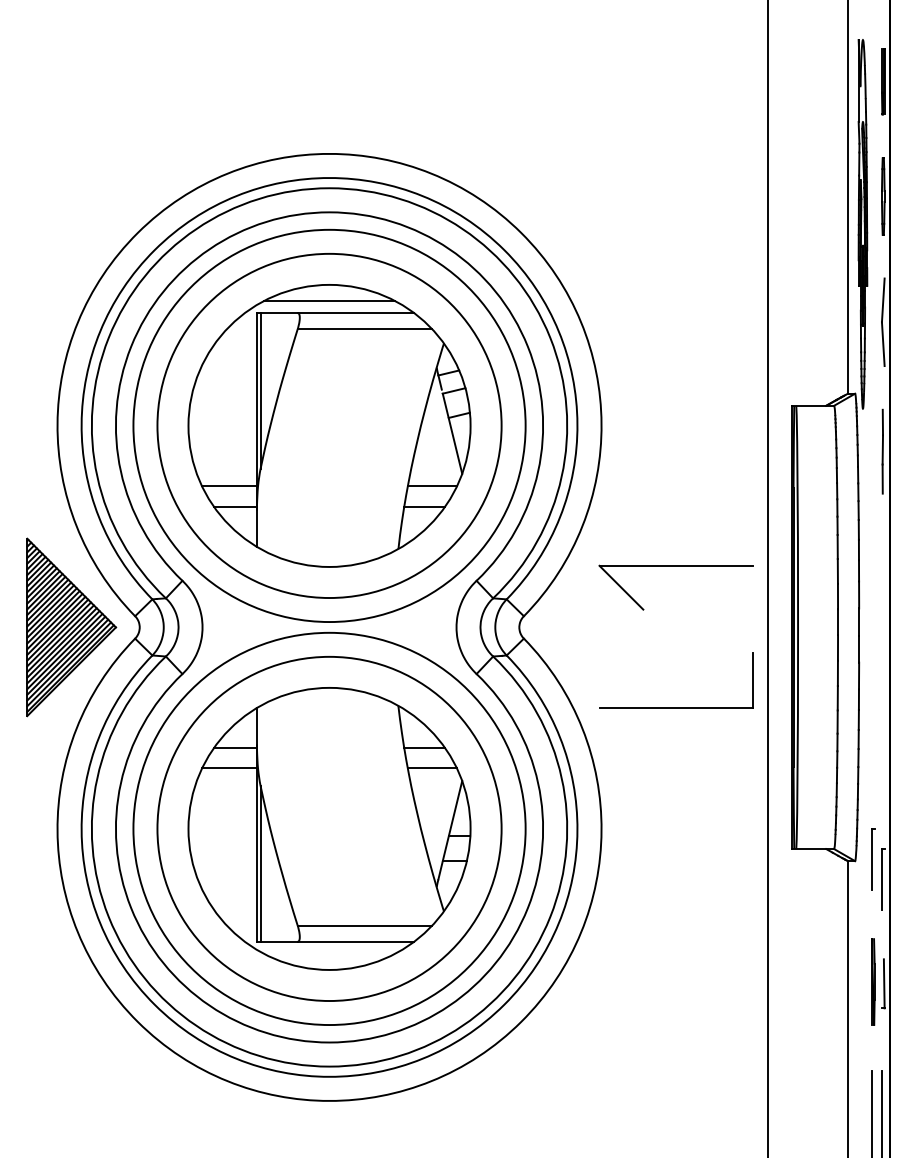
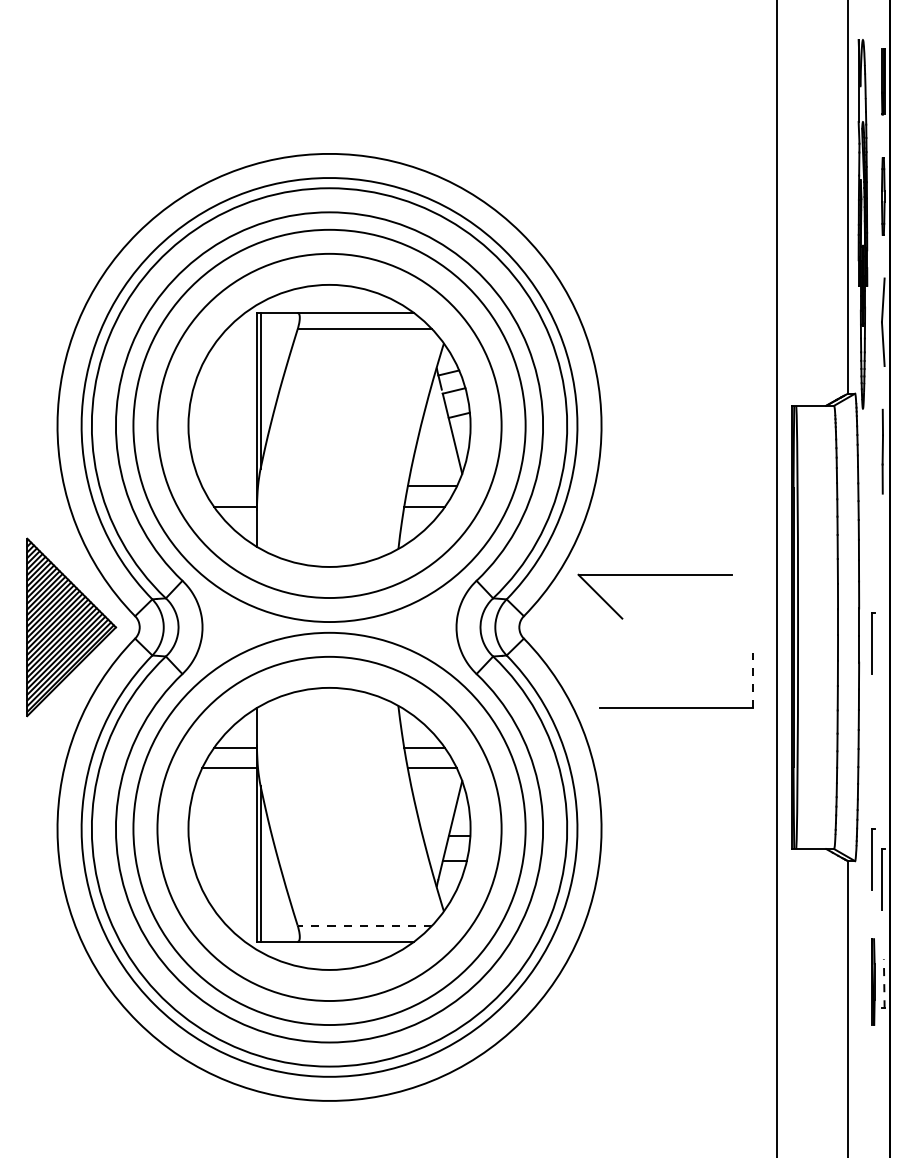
line: present -> none (329, 301)
line: present -> none (229, 486)
part position: (675, 566) -> (654, 575) (654, 575)
line position: (767, 578) -> (776, 578) (776, 578)
part: none -> present (873, 643)
line: solid -> dashed (752, 680)
line: solid -> dashed (364, 925)
line: solid -> dashed (884, 983)
line: present -> none (871, 1112)
line: present -> none (881, 1112)
